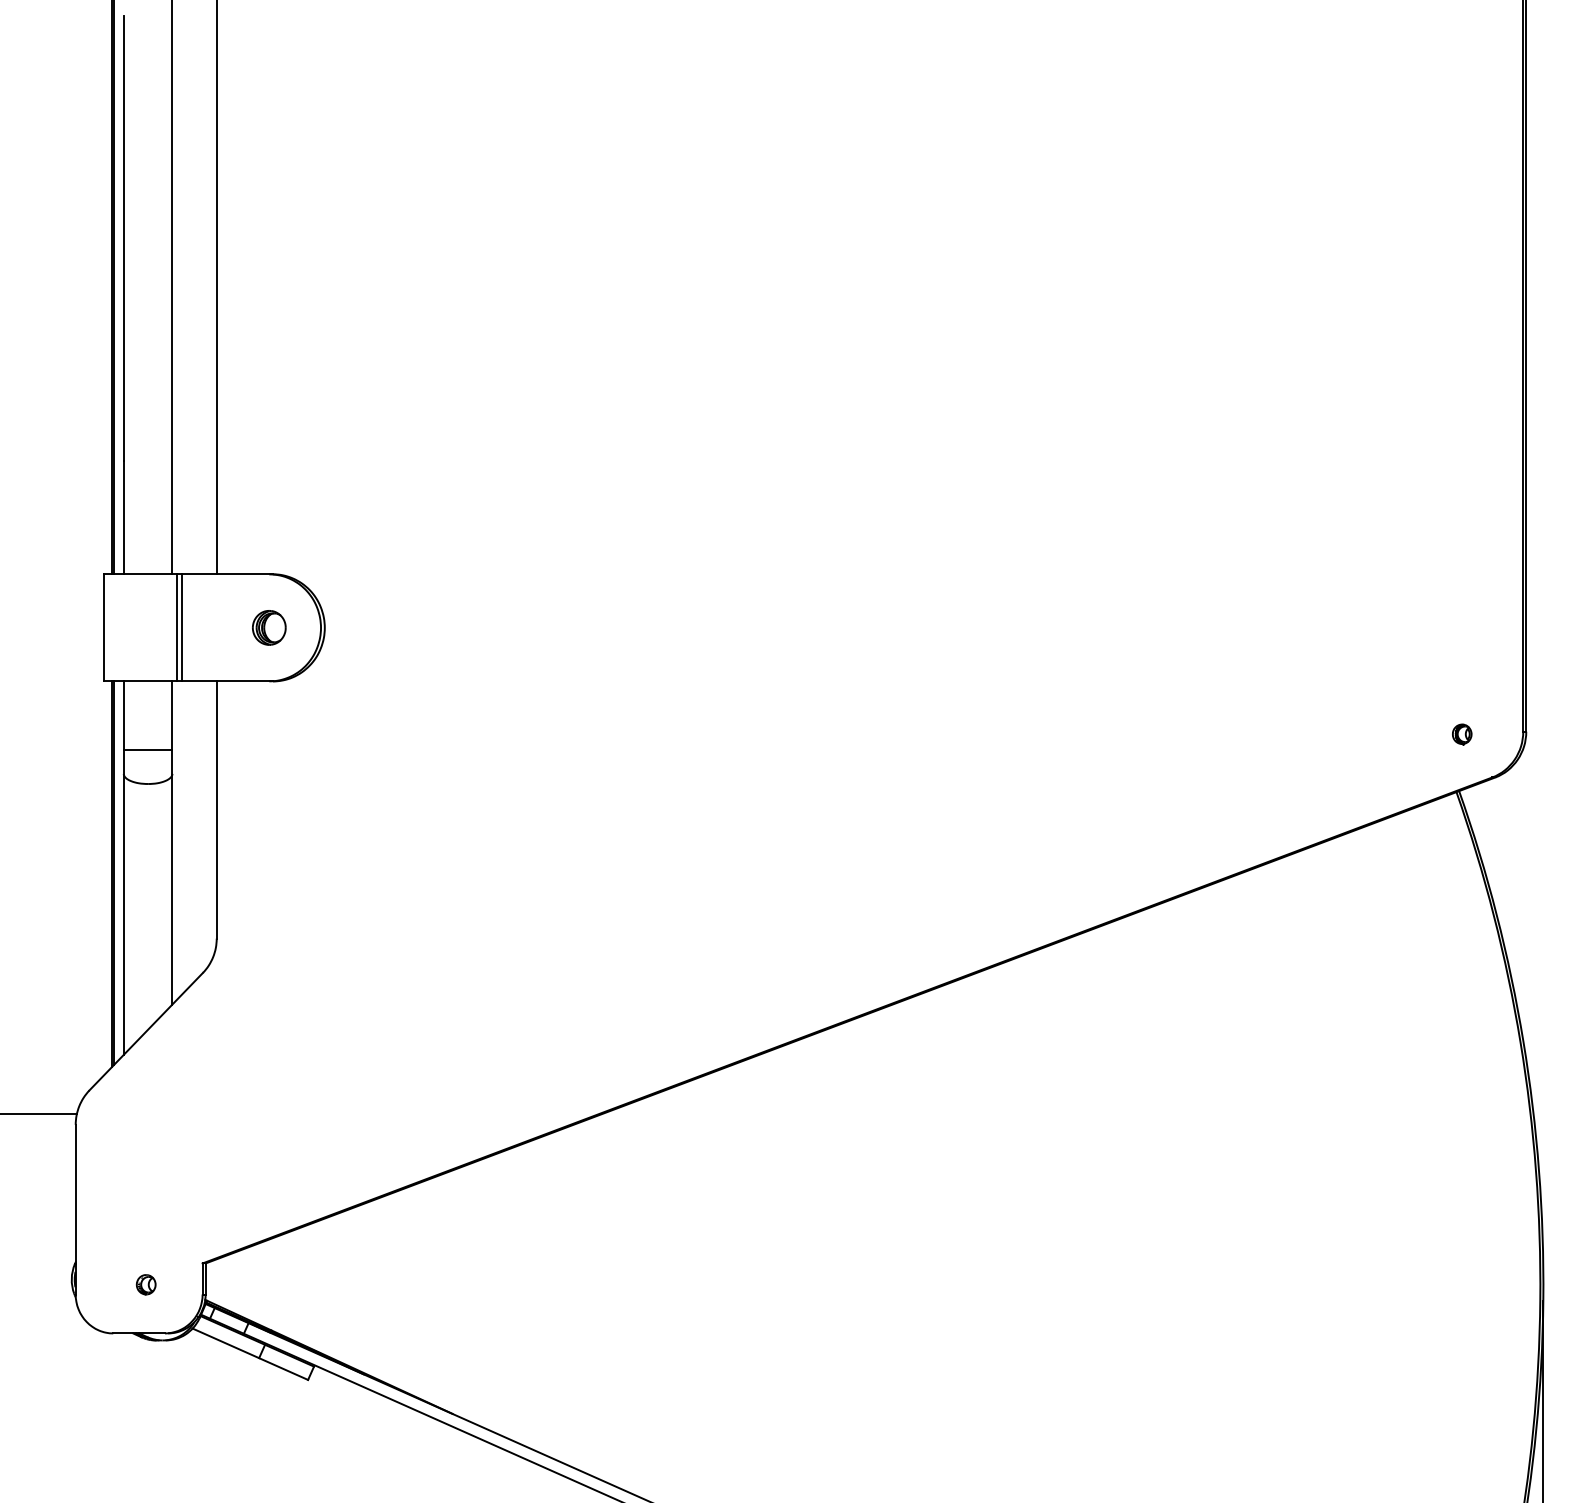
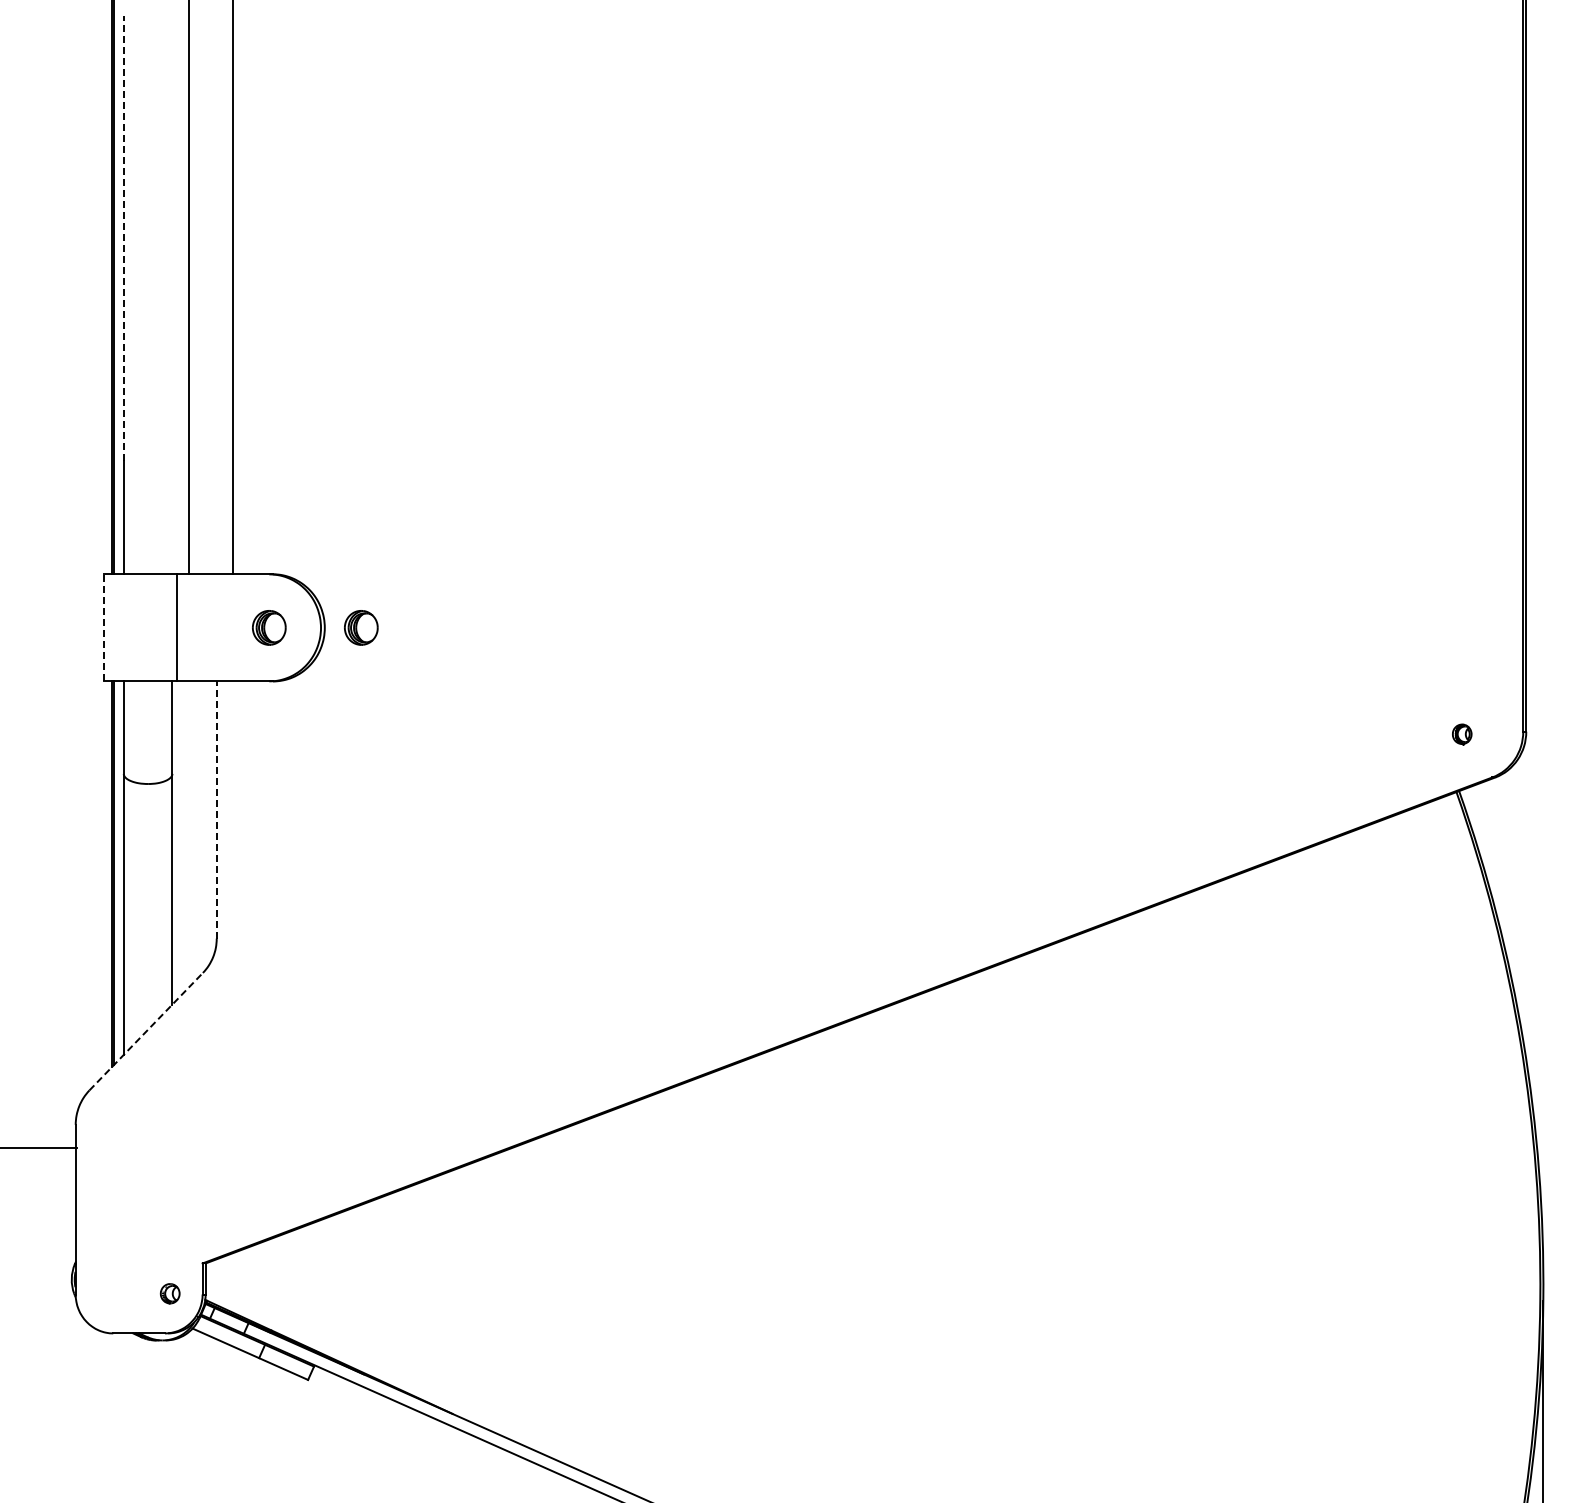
line: solid -> dashed (123, 238)
line position: (172, 288) -> (189, 288) (189, 288)
line position: (216, 288) -> (232, 288) (232, 288)
line: solid -> dashed (104, 627)
line: present -> none (181, 627)
part: none -> present (361, 627)
line: present -> none (147, 749)
line: solid -> dashed (216, 810)
line: solid -> dashed (146, 1031)
line position: (39, 1114) -> (39, 1148) (39, 1148)
part position: (145, 1284) -> (169, 1293) (169, 1293)
